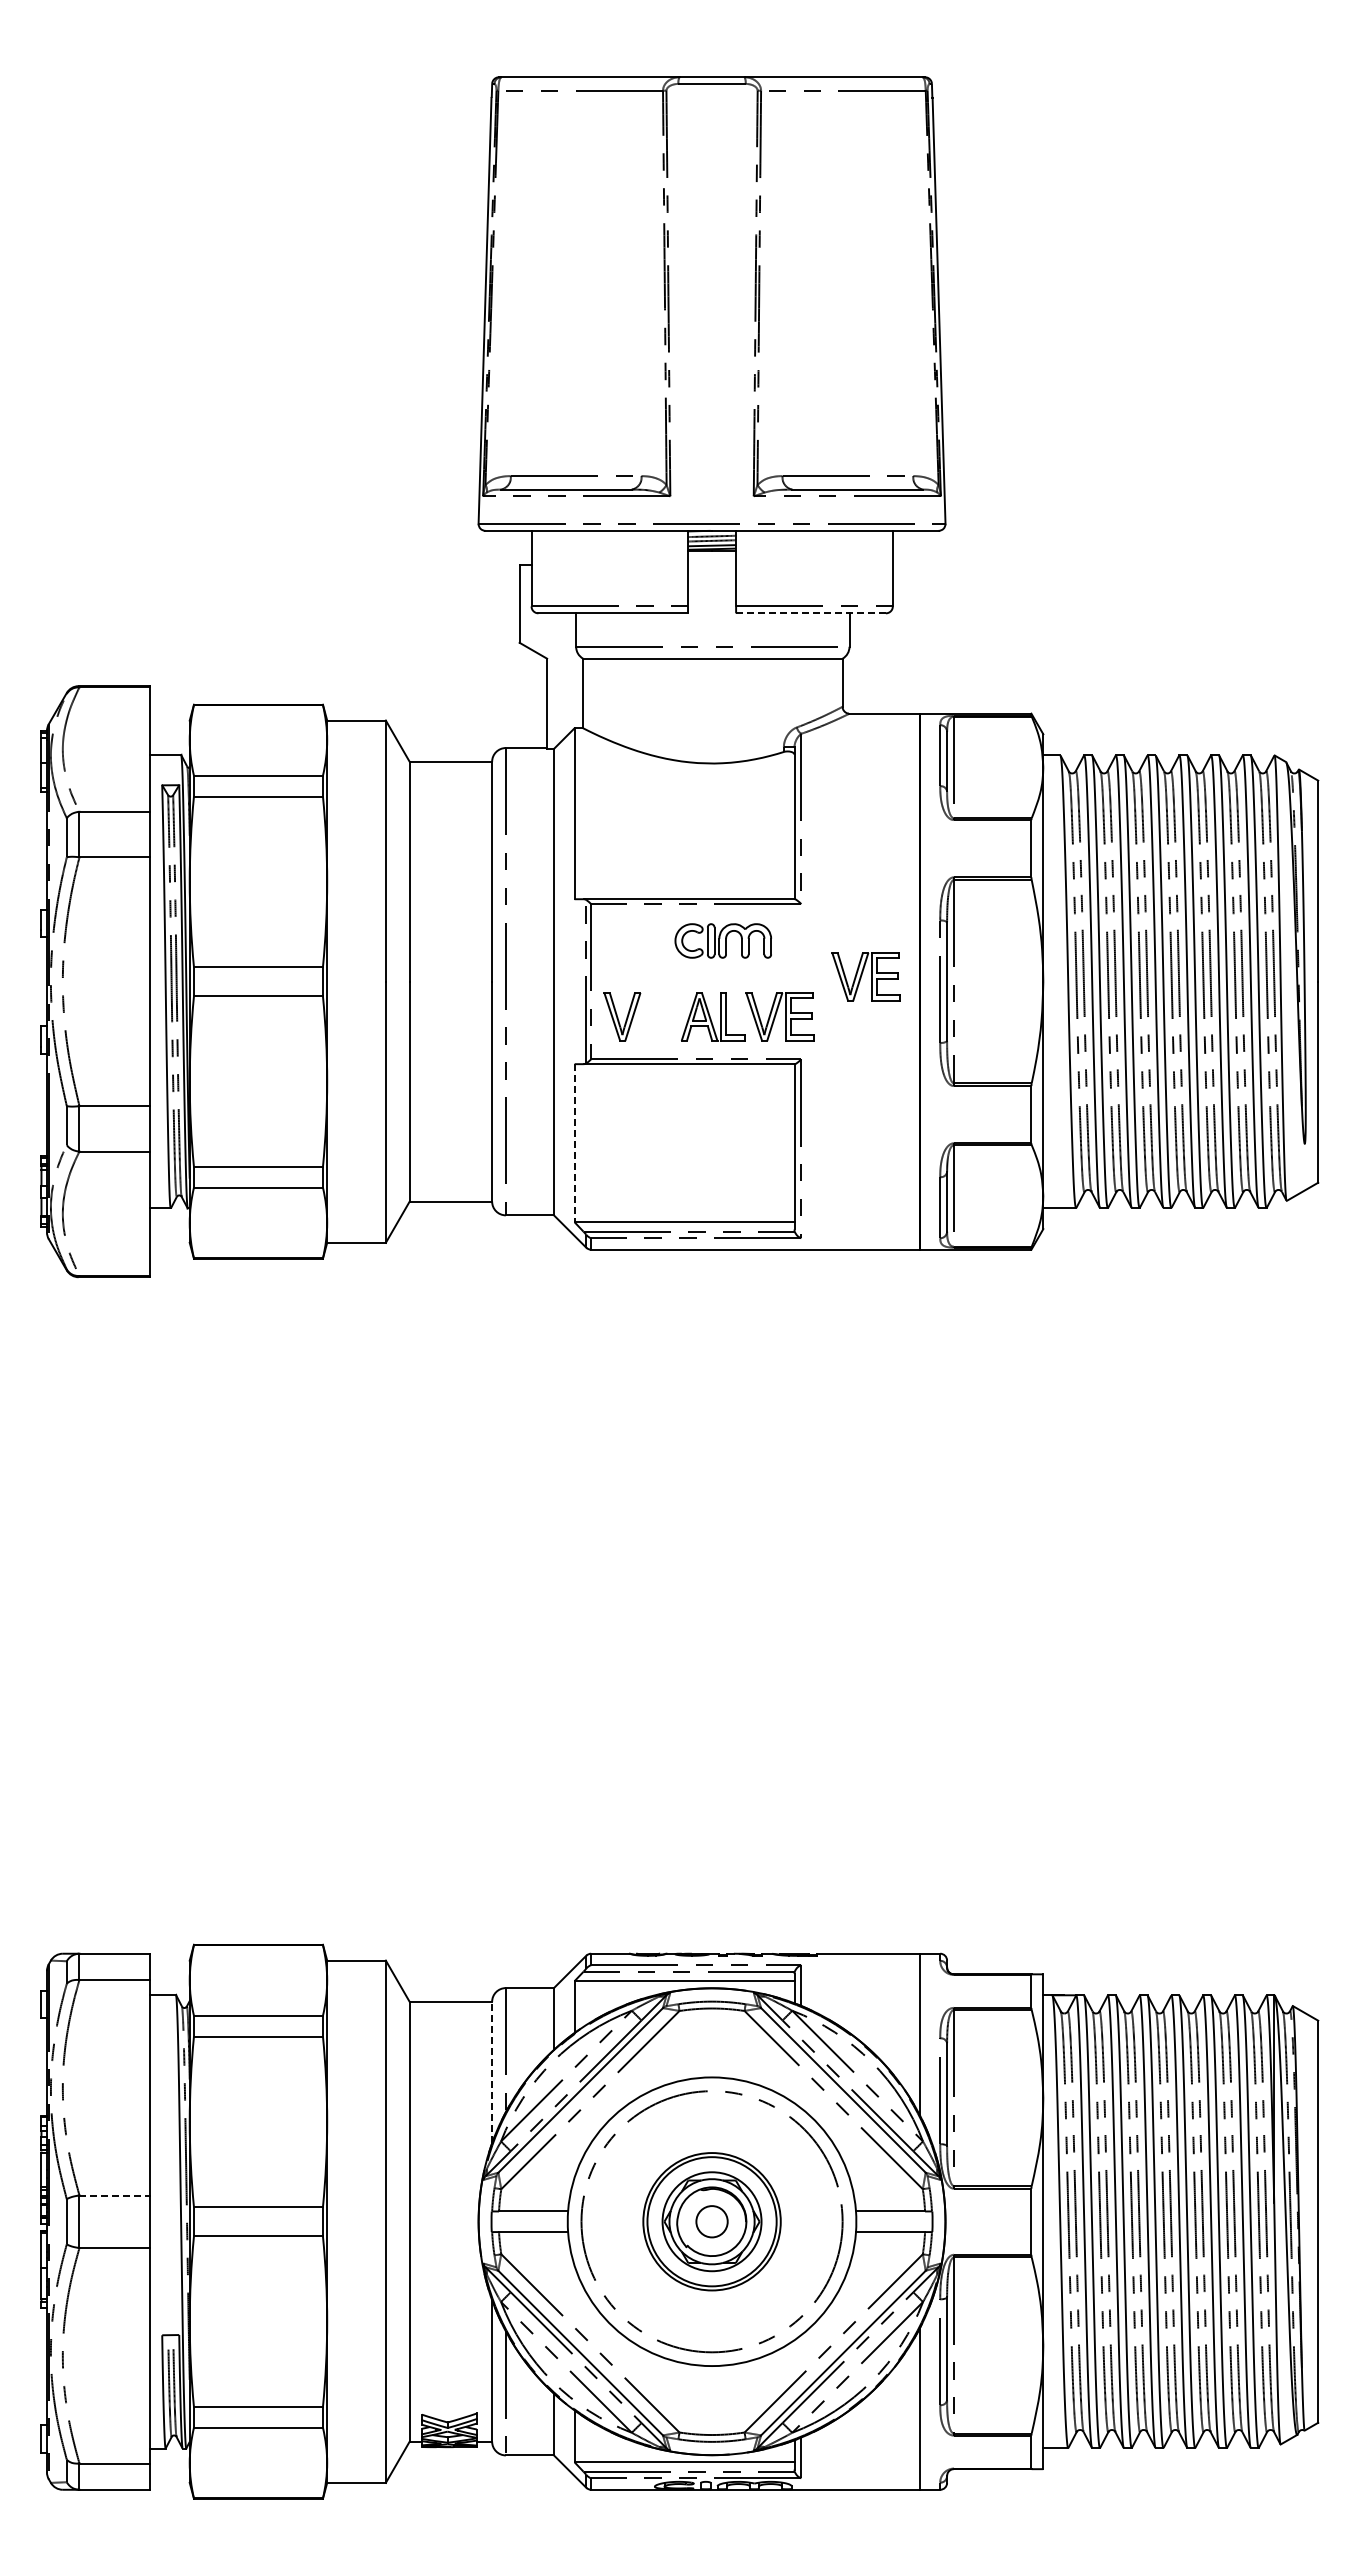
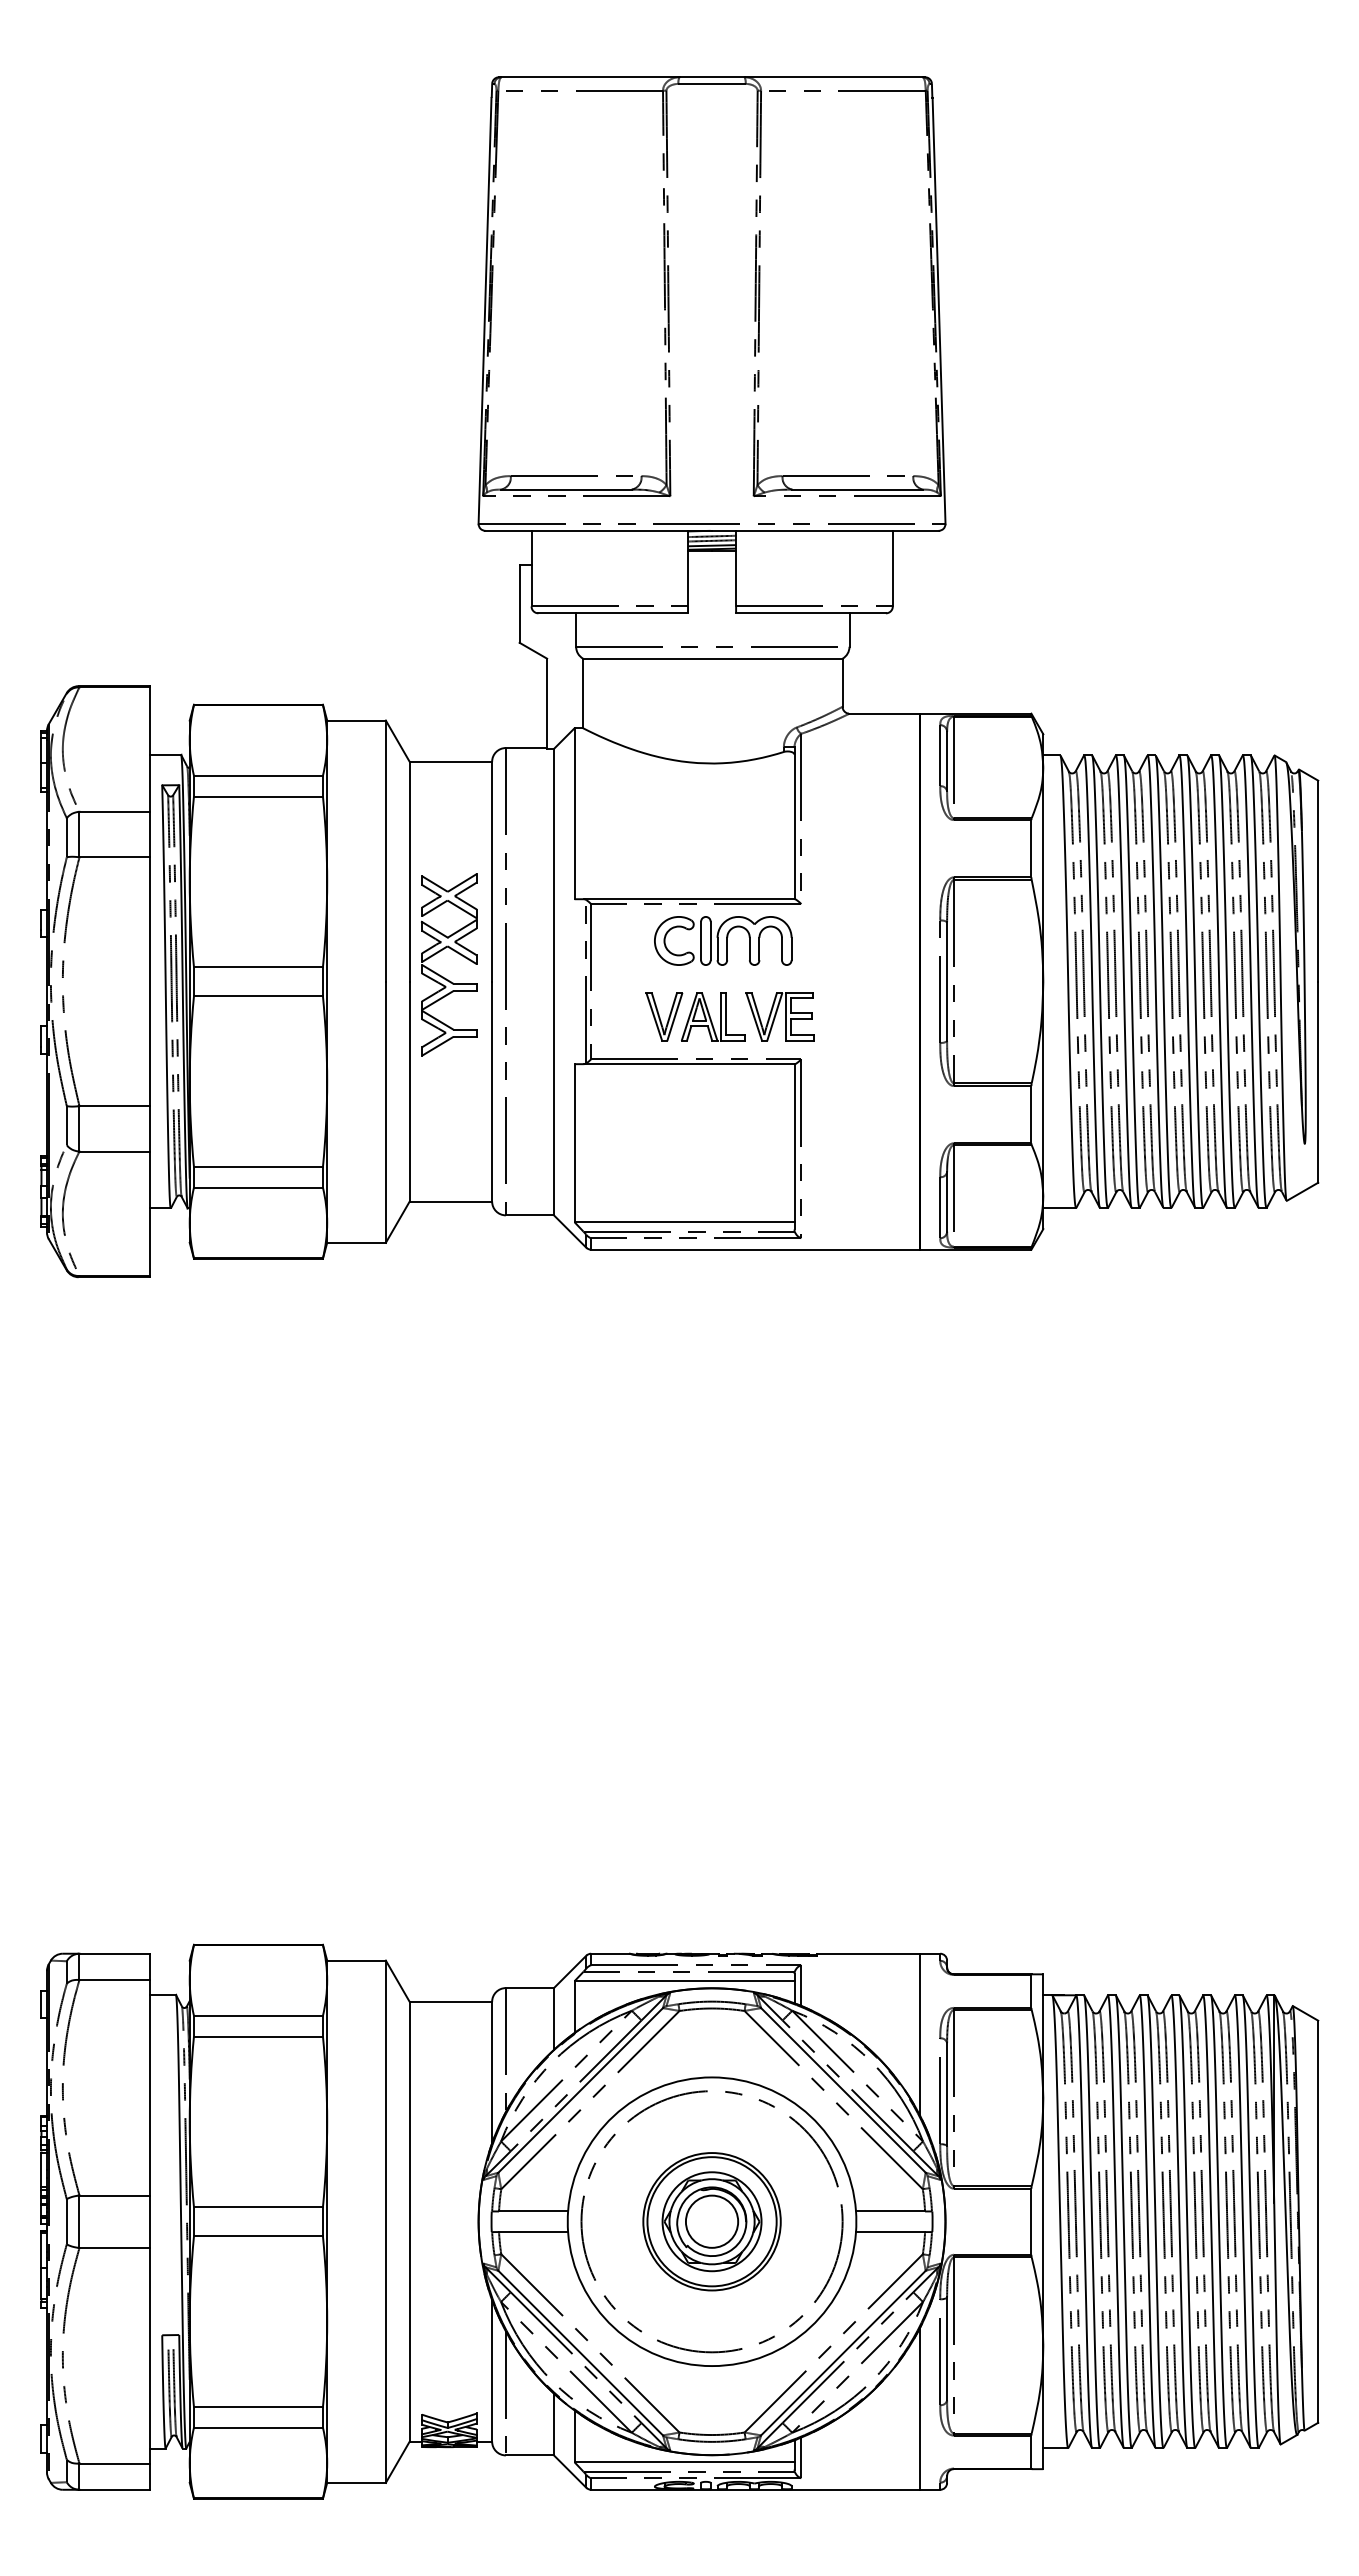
line: dashed -> solid (811, 613)
part size: 98x36 px -> 139x50 px (723, 940)
part: none -> present (455, 952)
part: present -> none (865, 976)
part position: (622, 1016) -> (664, 1016) (664, 1016)
line: dashed -> solid (574, 1143)
line: dashed -> solid (492, 2072)
line: dashed -> solid (115, 2195)
circle diameter: 31 px -> 52 px (711, 2221)
